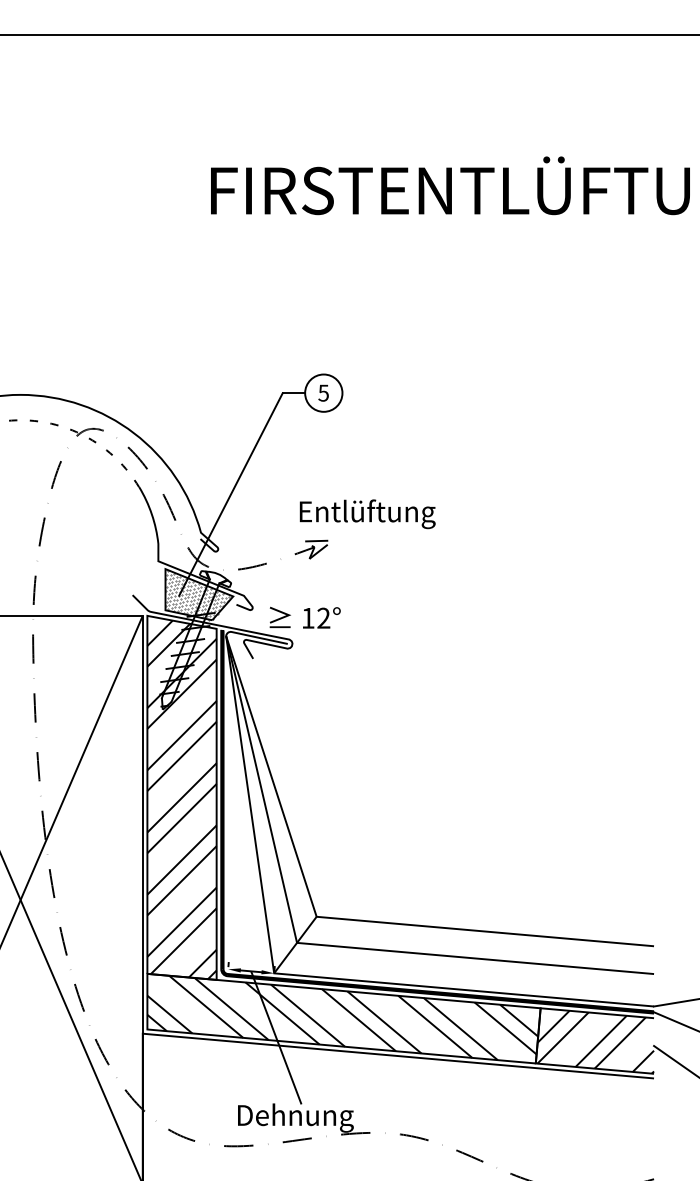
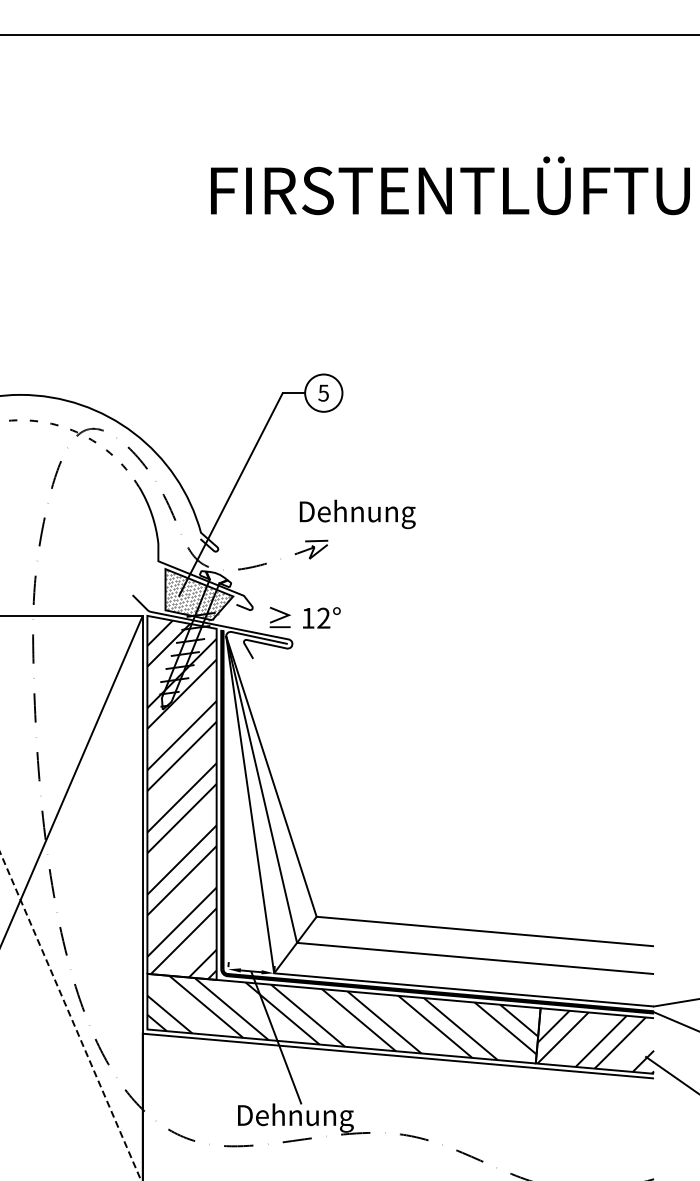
text: Entlüftung -> Dehnung (368, 514)
line: solid -> dashed (70, 1017)
line position: (675, 1060) -> (671, 1074) (671, 1074)
